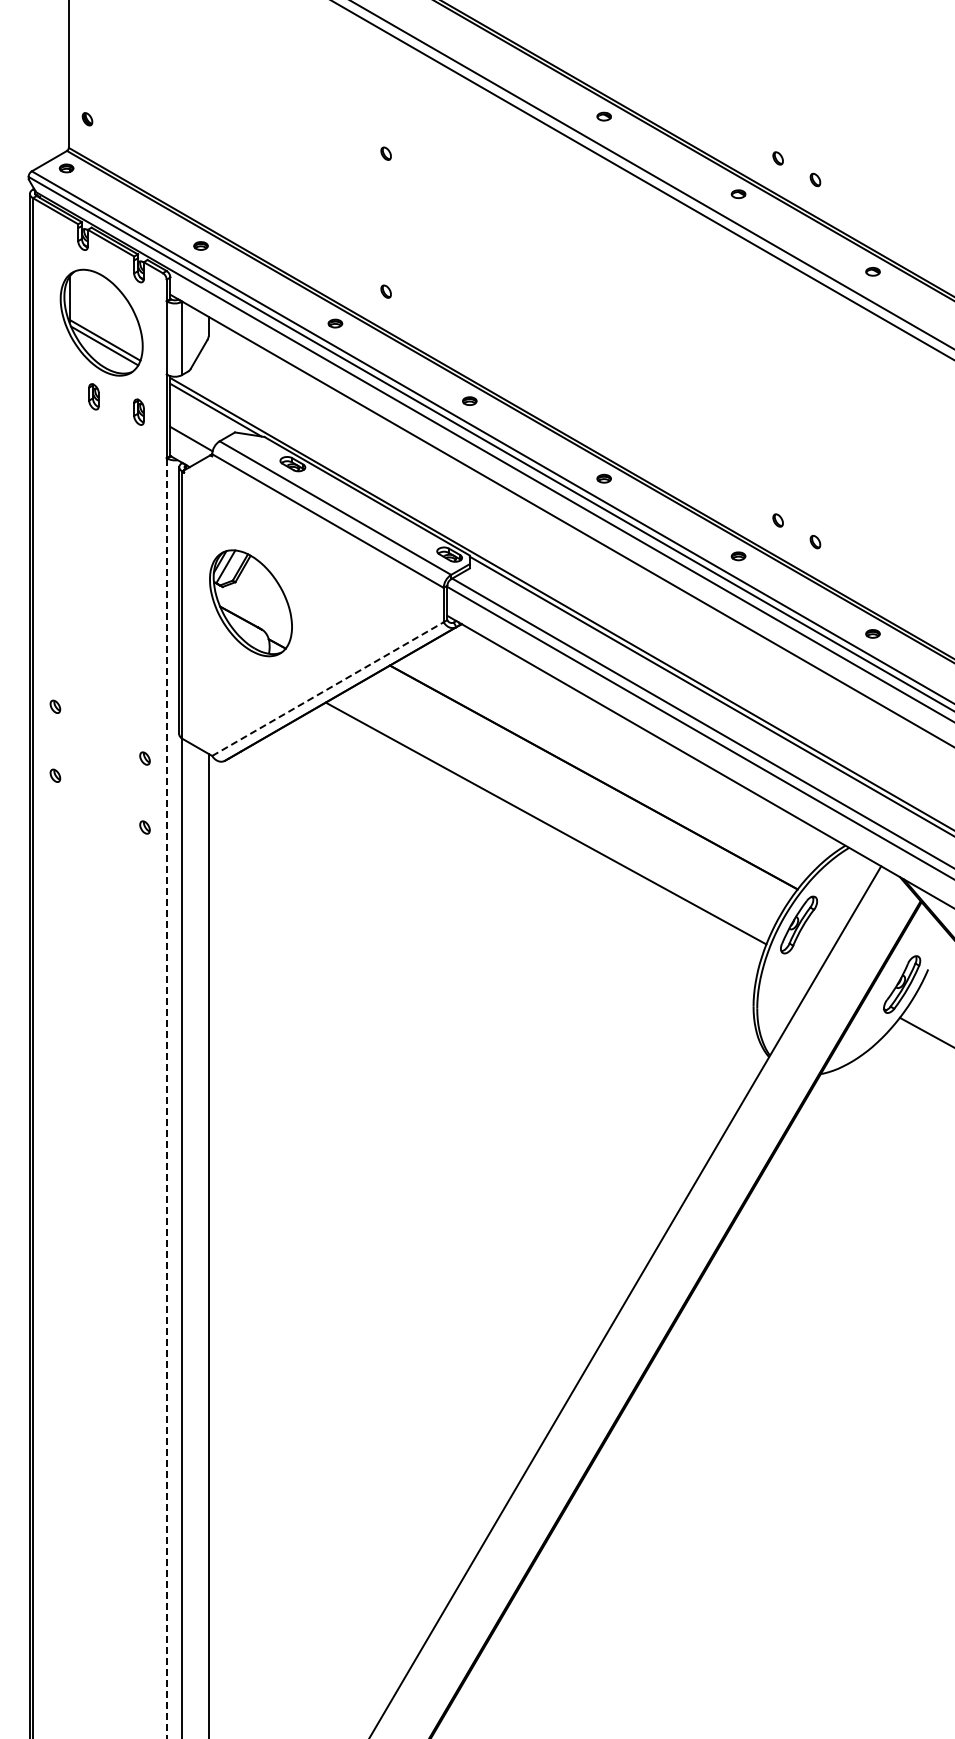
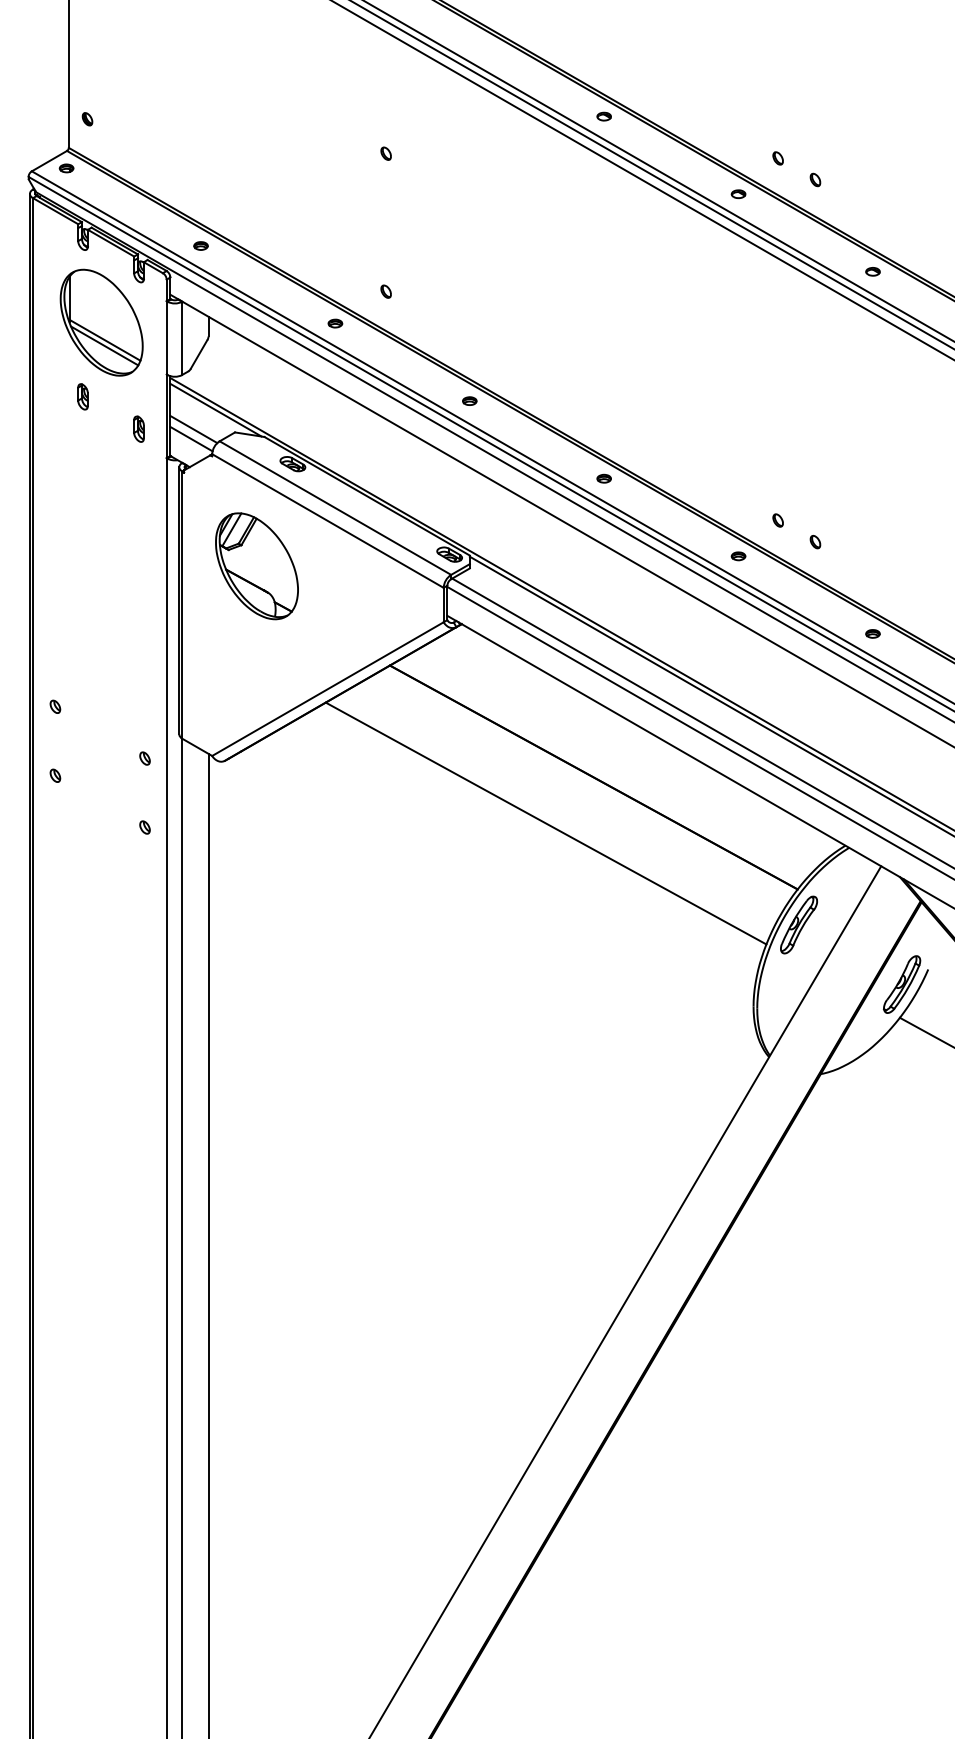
line: none -> present (658, 171)
part position: (93, 396) -> (82, 396) (82, 396)
part position: (138, 411) -> (138, 428) (138, 428)
line: none -> present (193, 429)
part position: (250, 603) -> (256, 566) (256, 566)
line: dashed -> solid (327, 689)
line: dashed -> solid (167, 1098)
